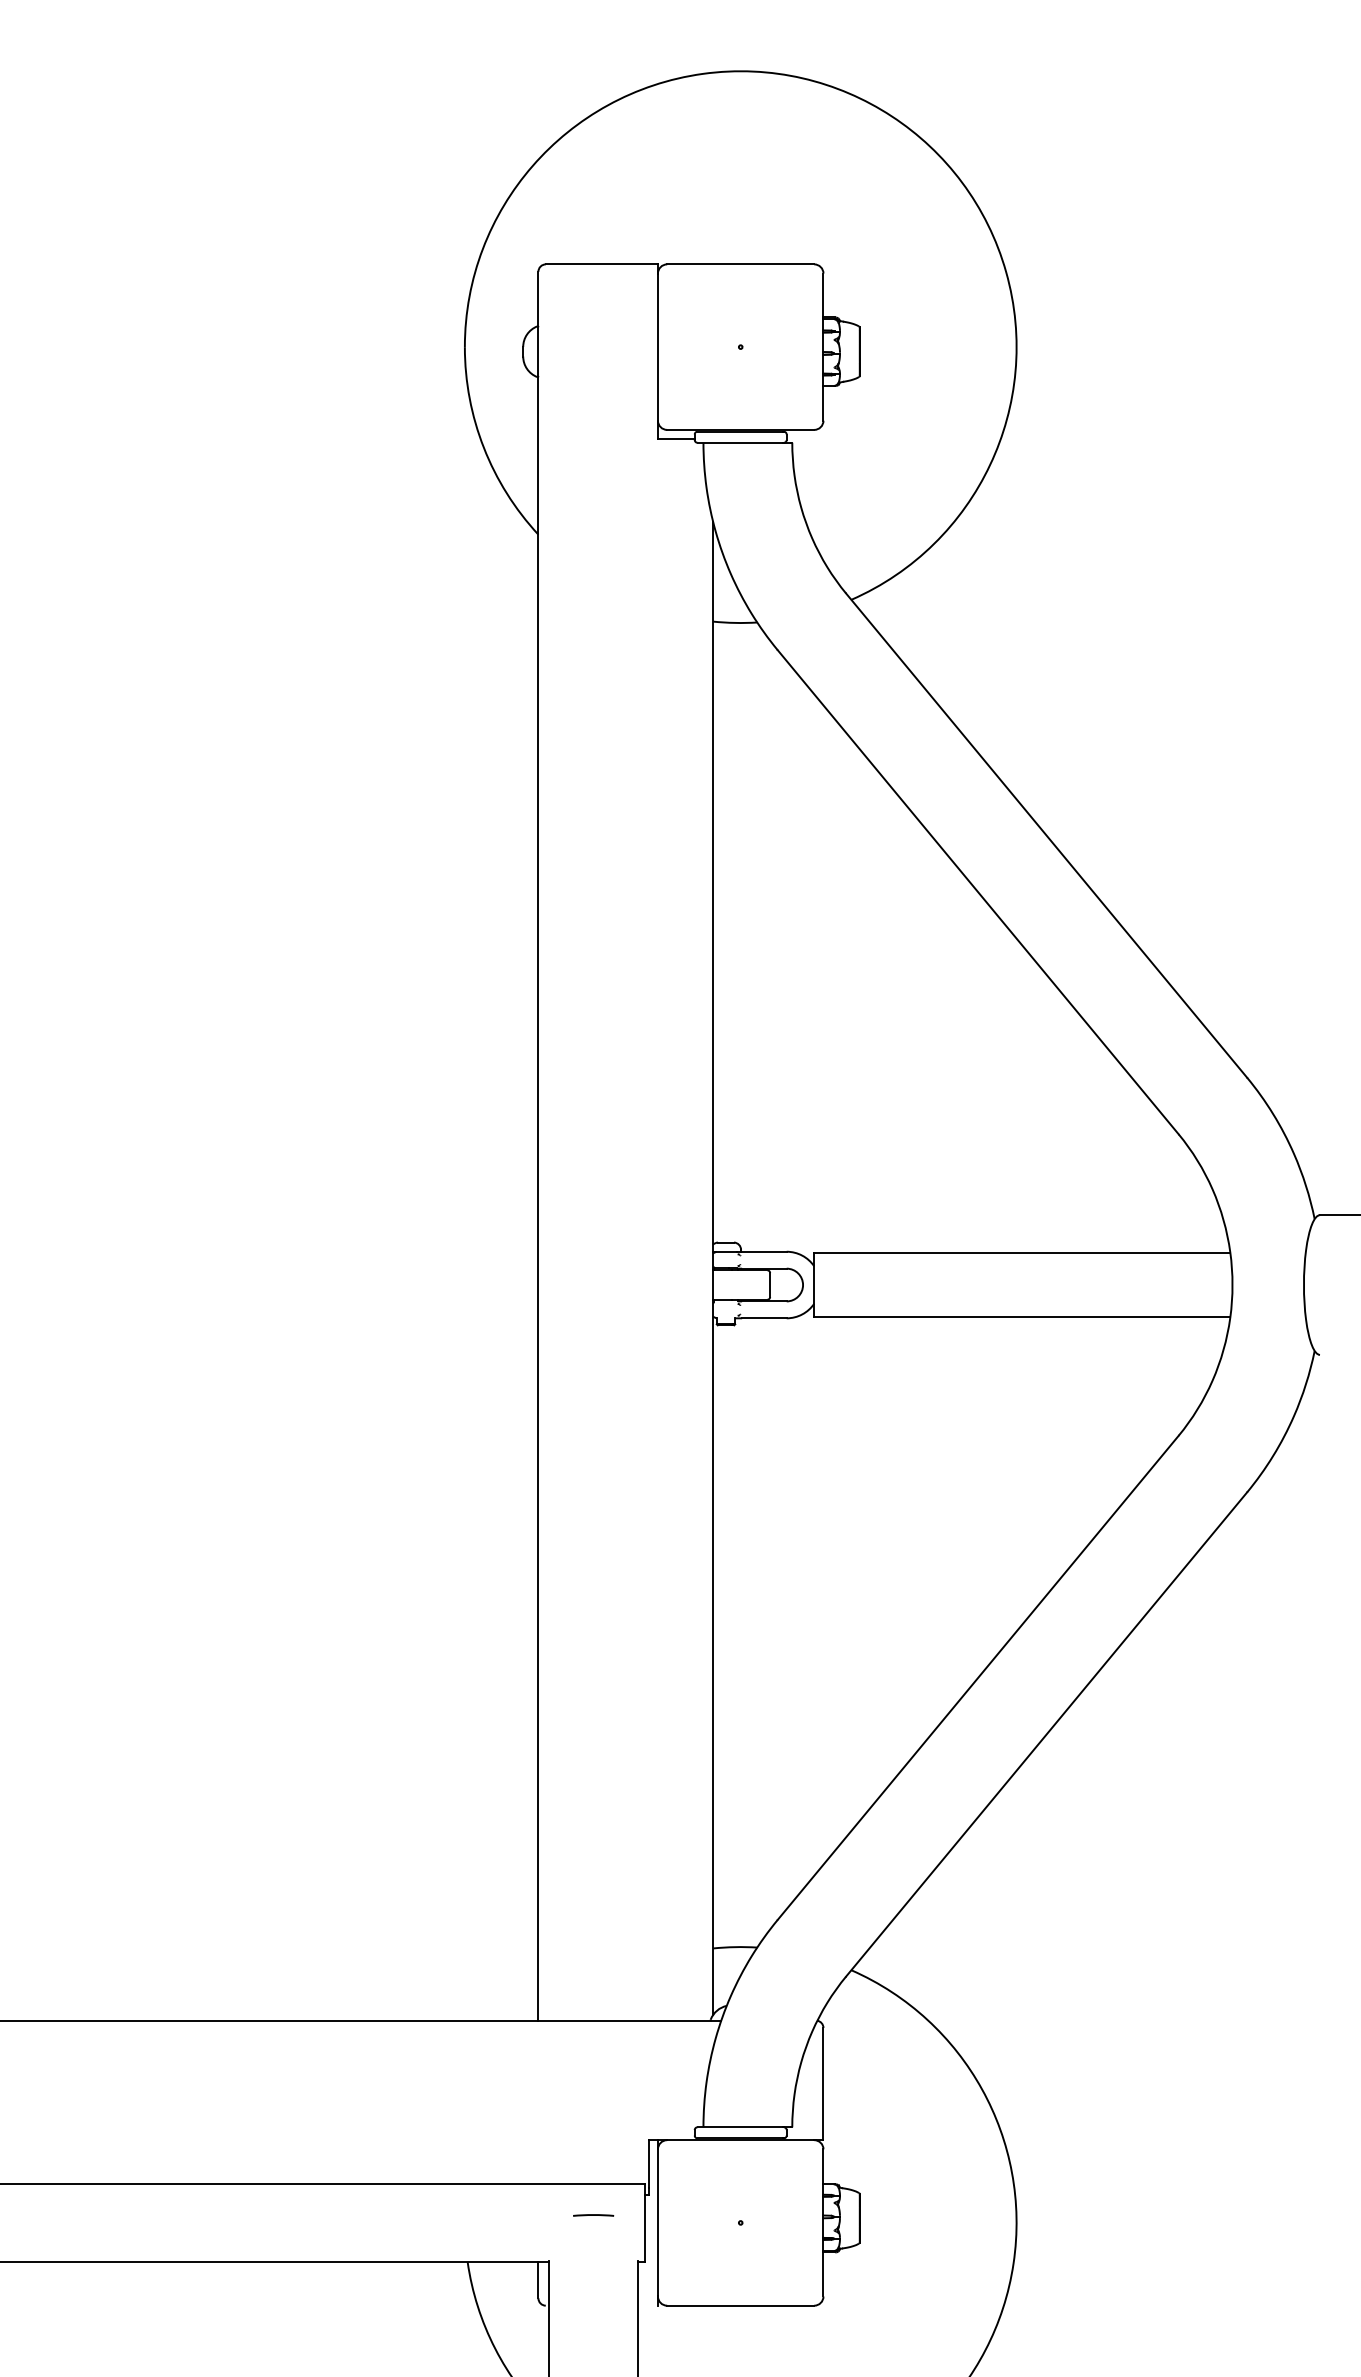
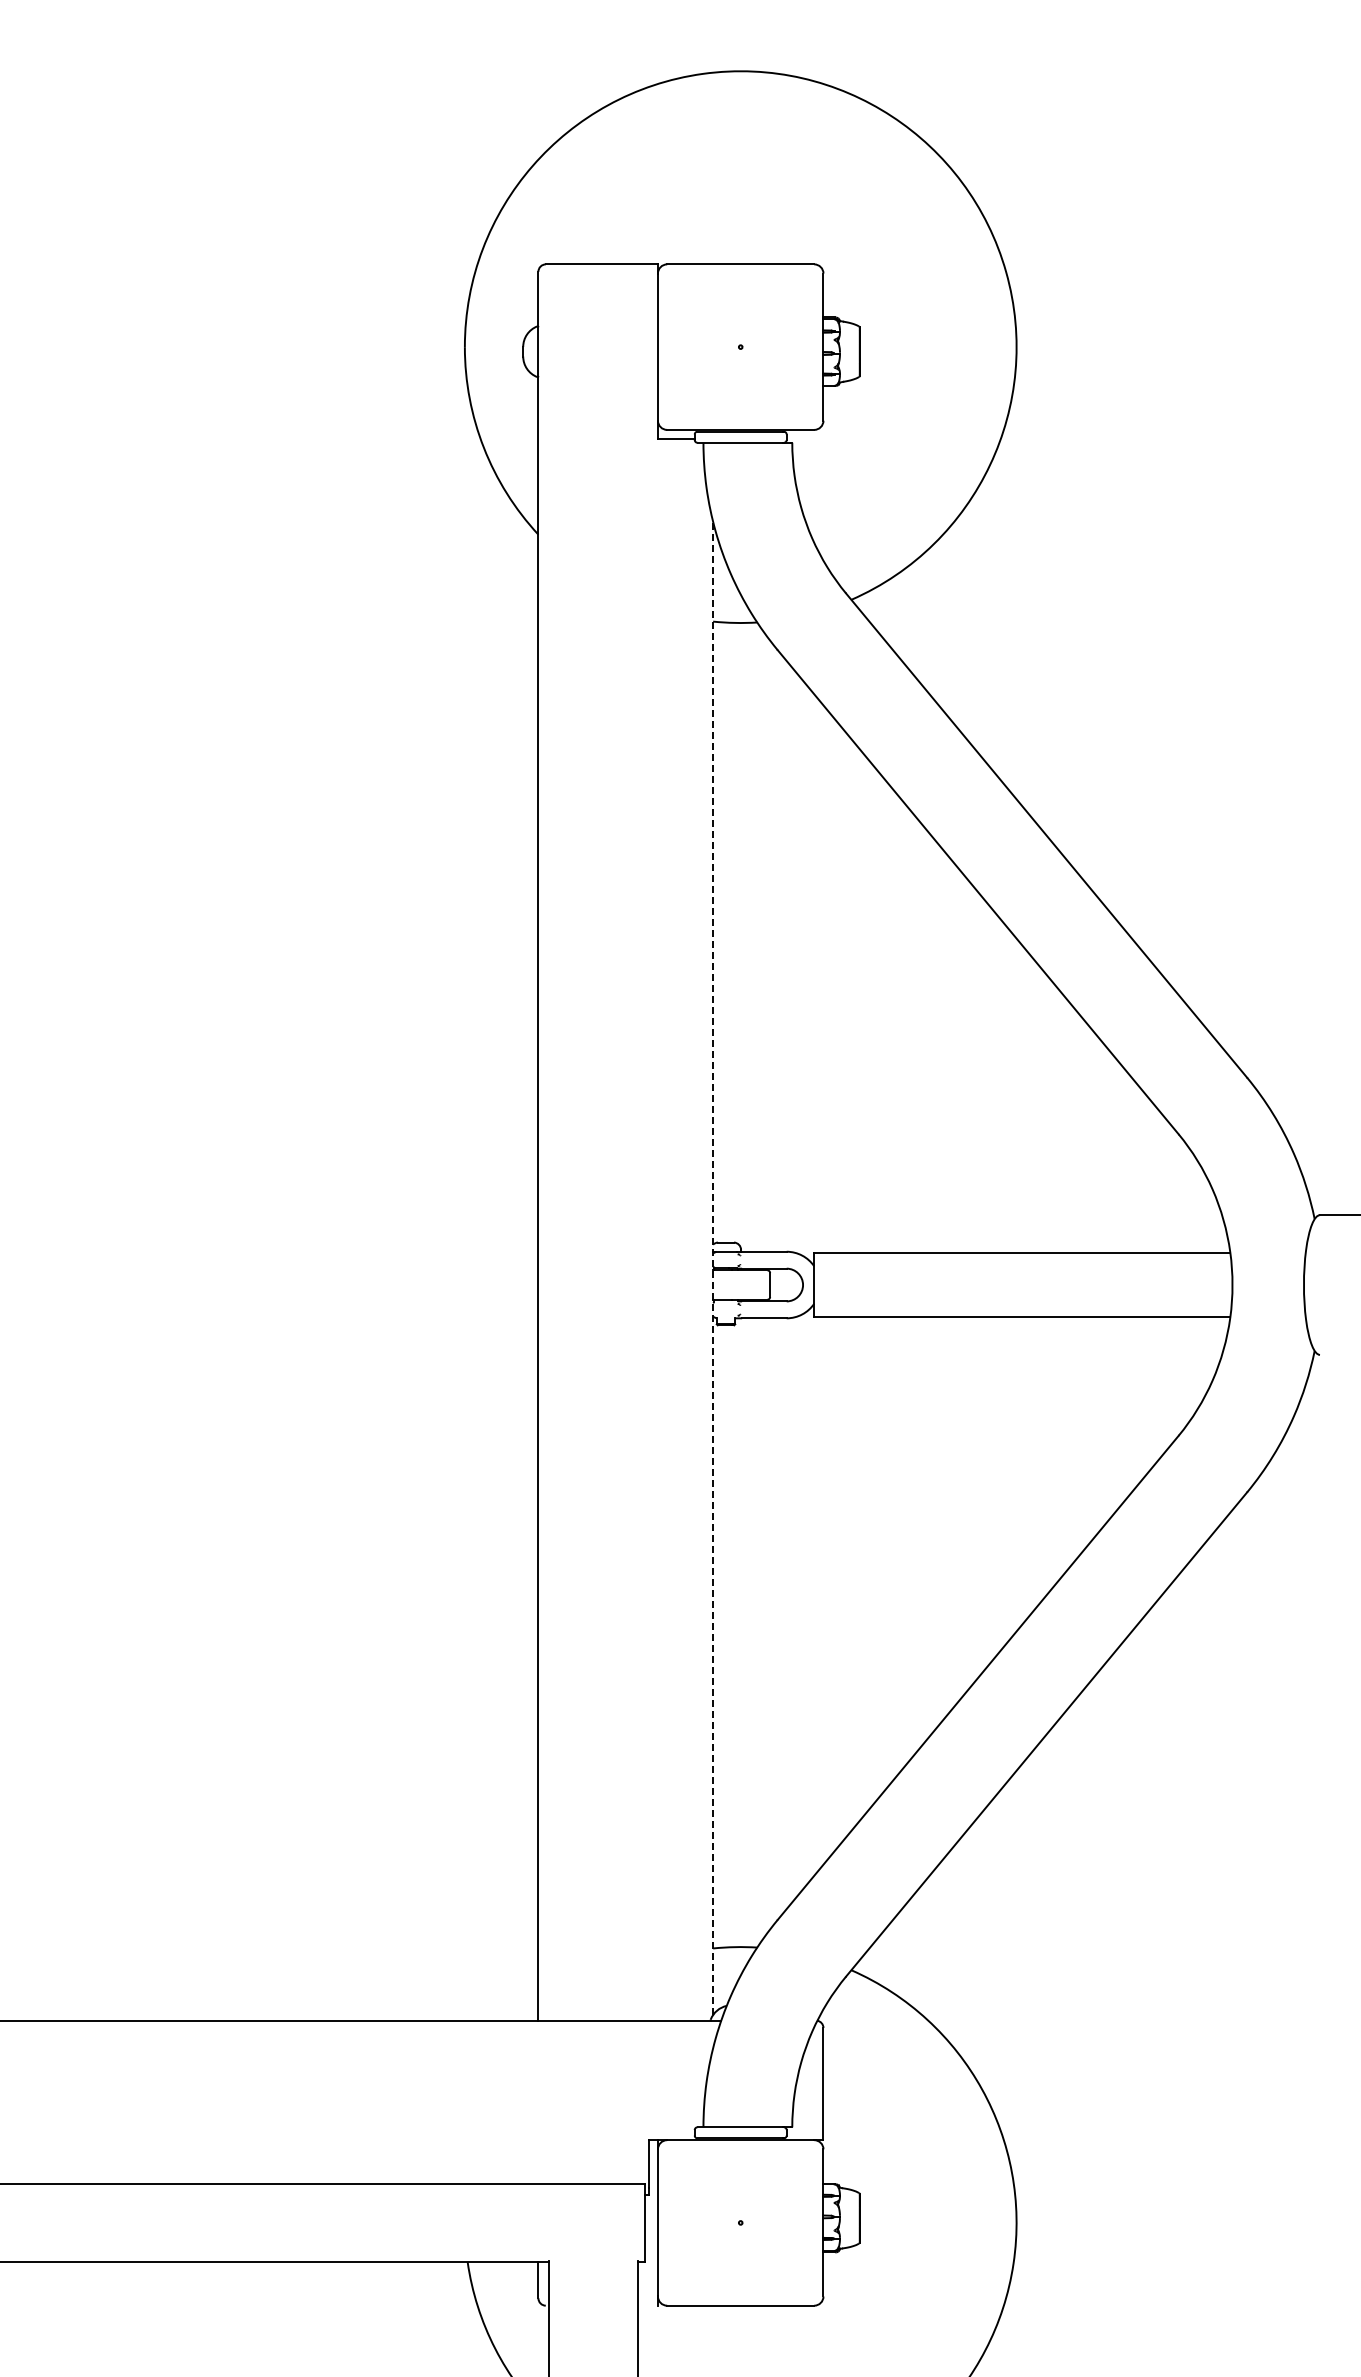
line: solid -> dashed (713, 1268)
line: present -> none (593, 2215)
